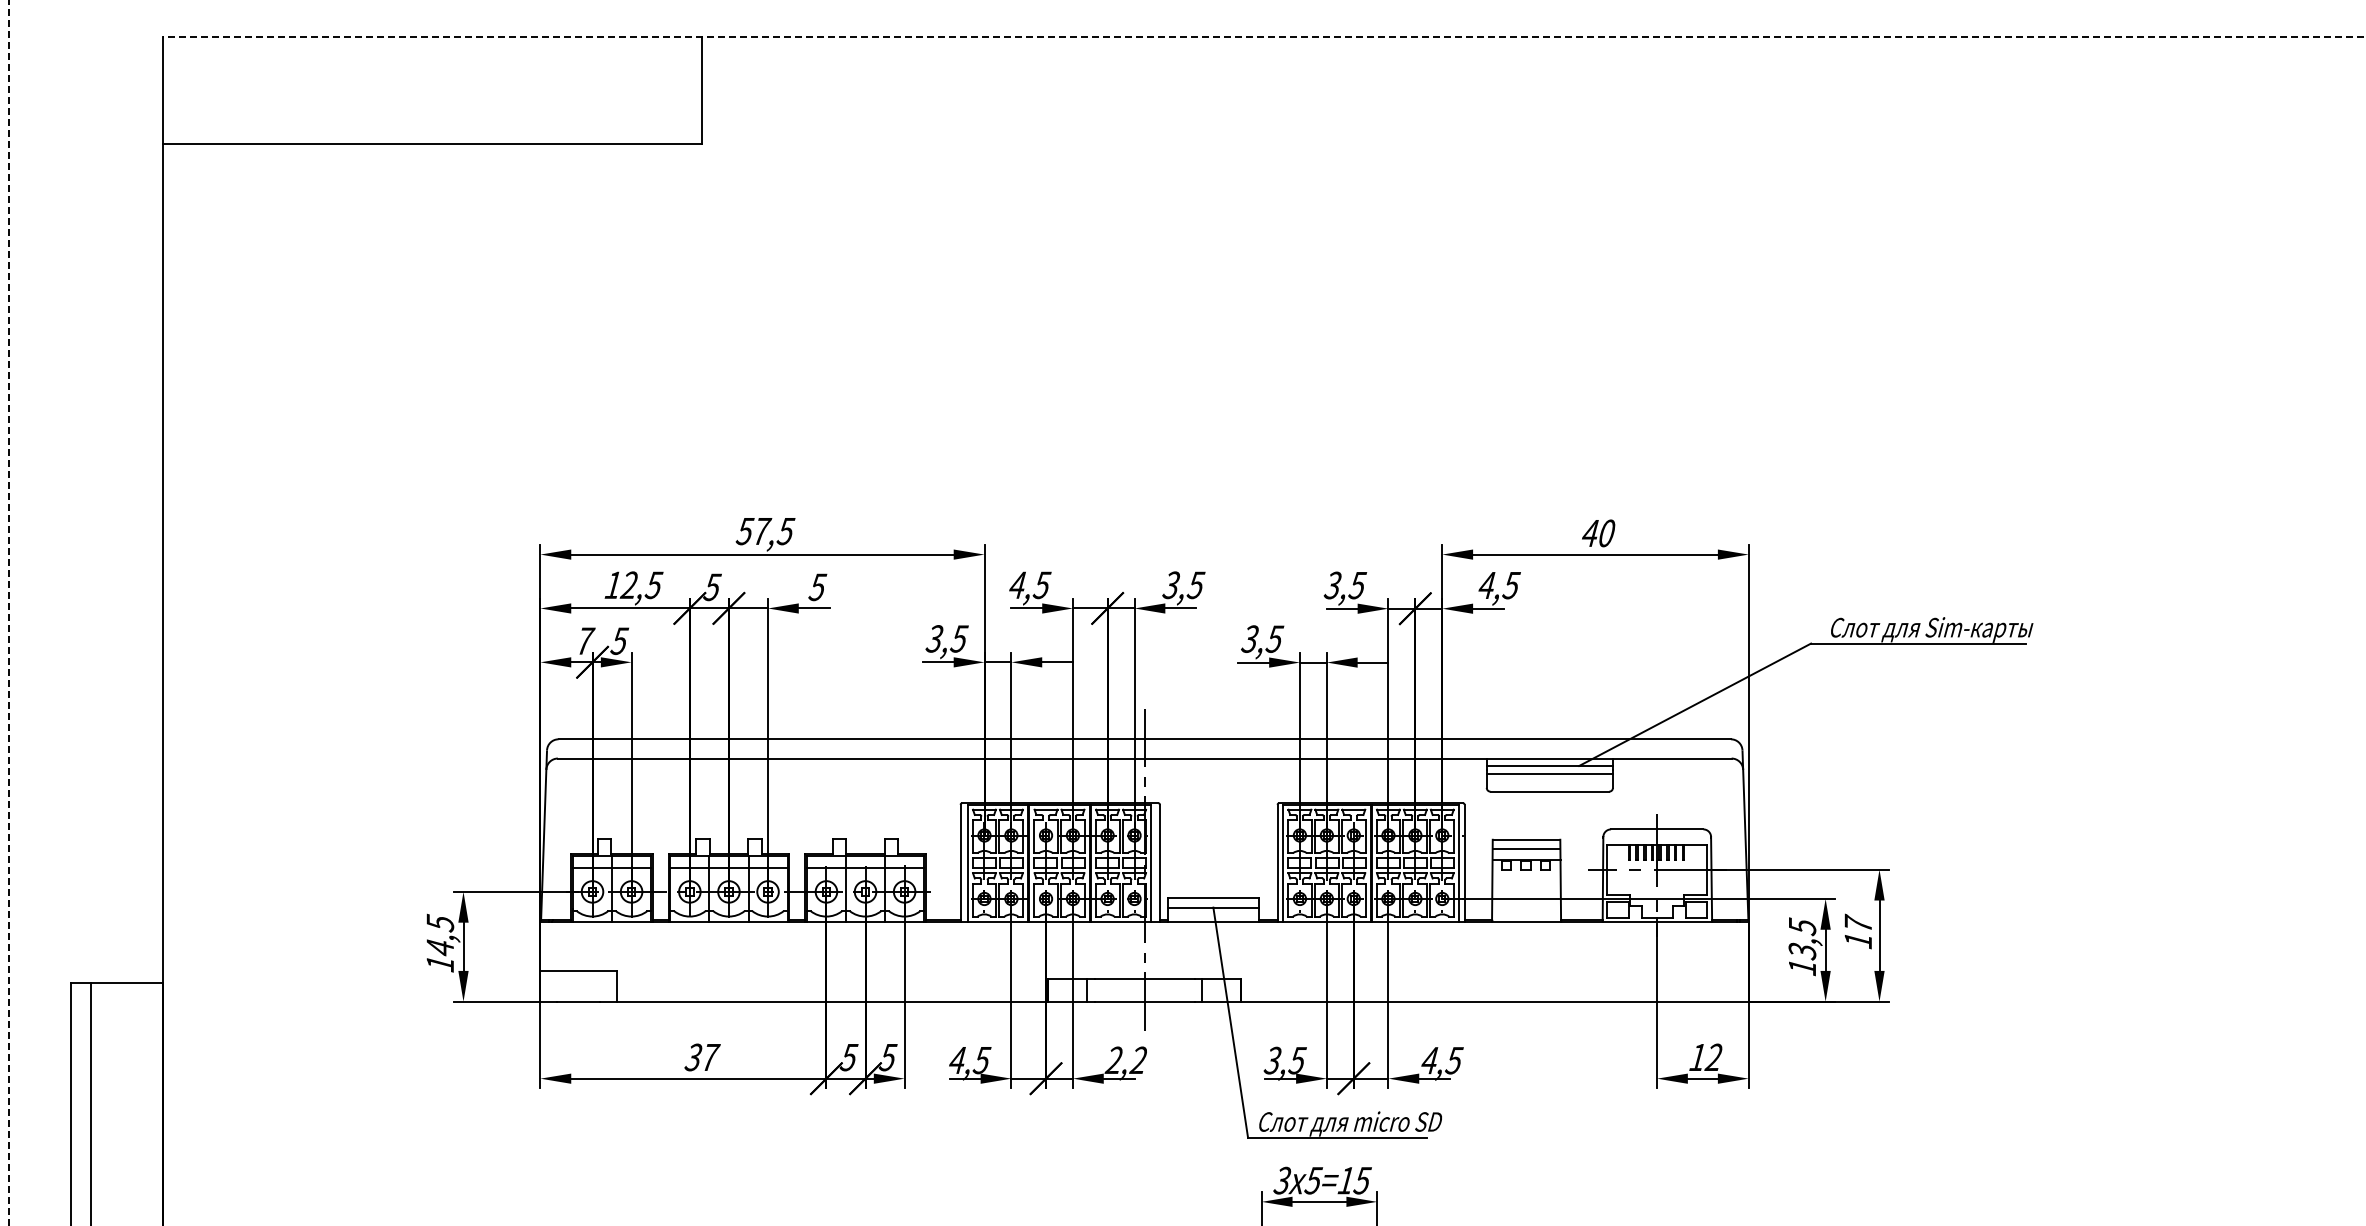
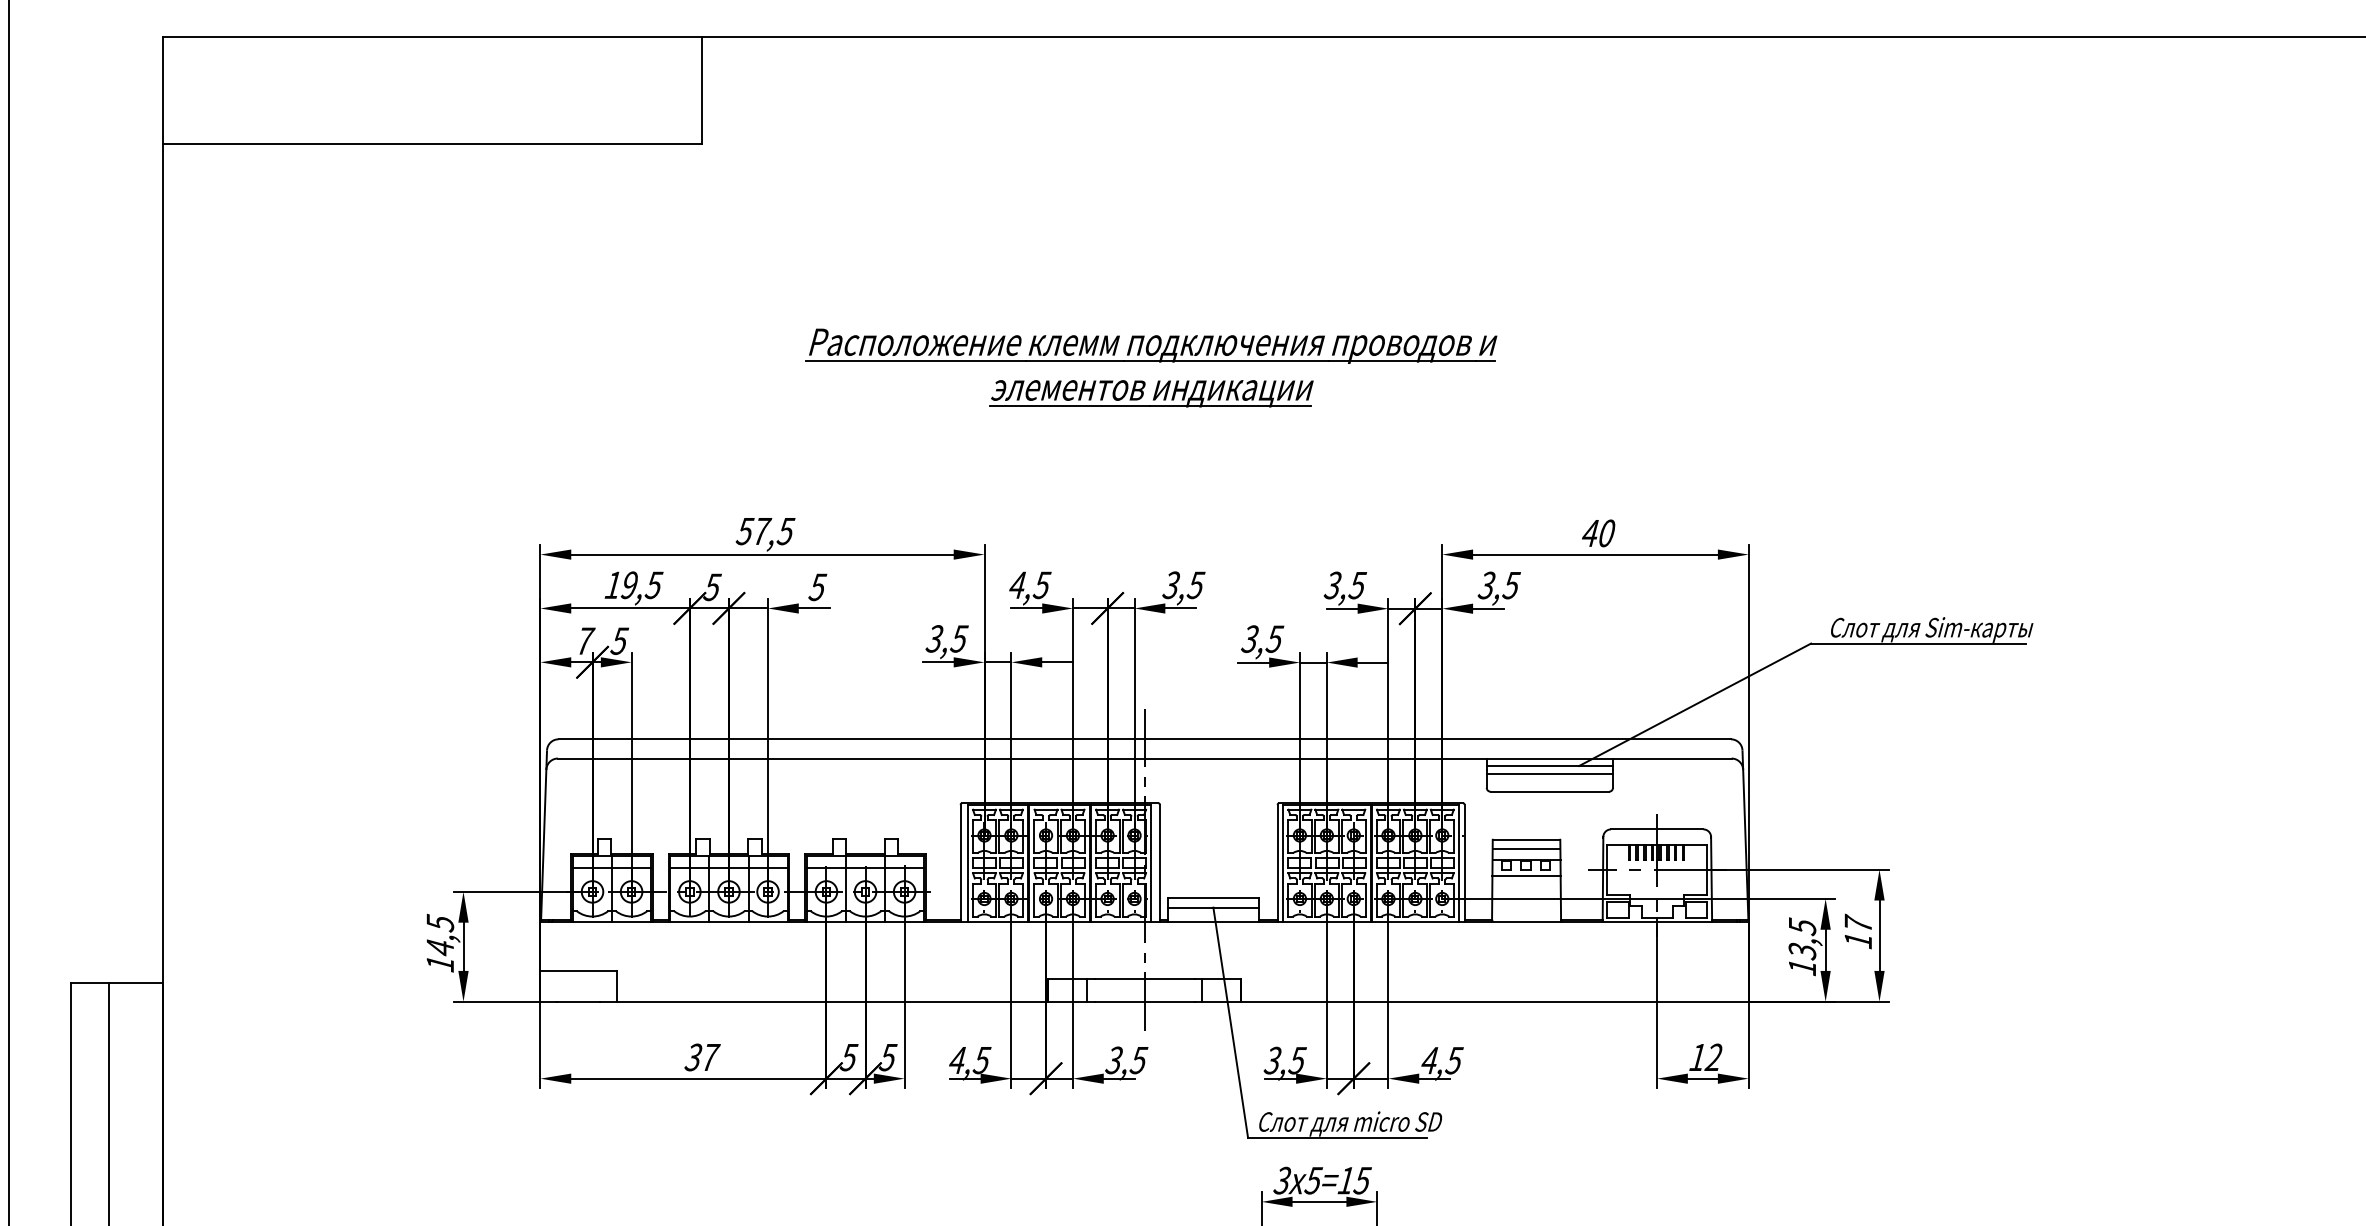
line: dashed -> solid (1264, 36)
part: none -> present (1151, 367)
text: 12,5 -> 19,5 (628, 585)
text: 4,5 -> 3,5 (1486, 585)
line: dashed -> solid (9, 612)
line: none -> present (1526, 875)
text: 2,2 -> 3,5 (1126, 1060)
line position: (91, 1102) -> (109, 1102) (109, 1102)
